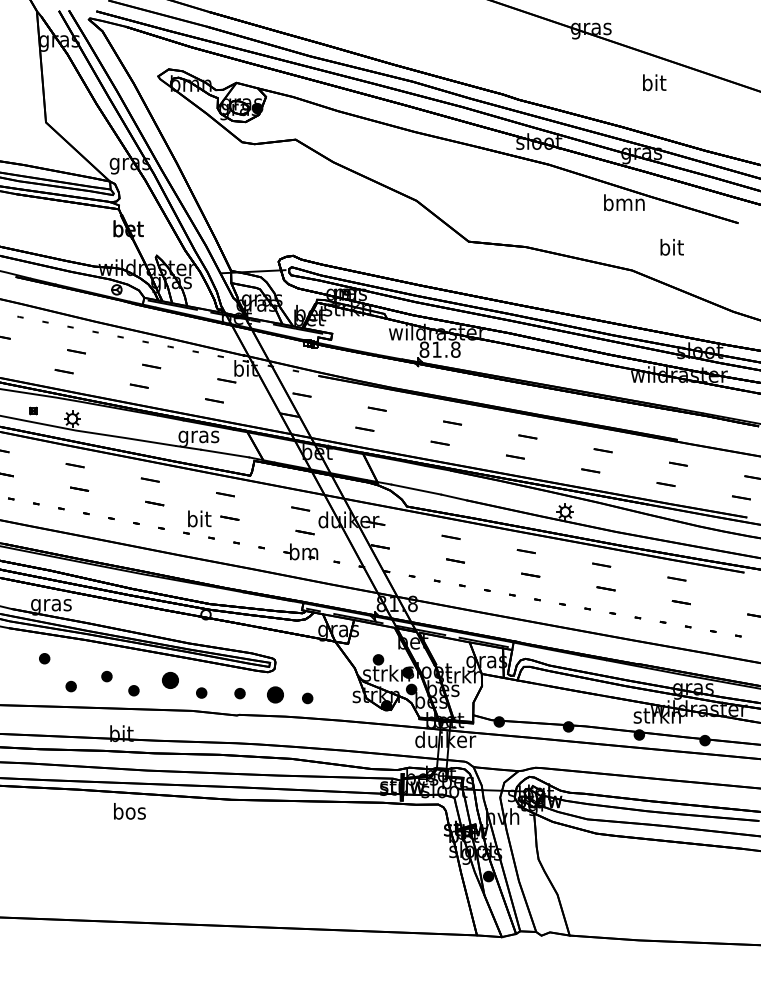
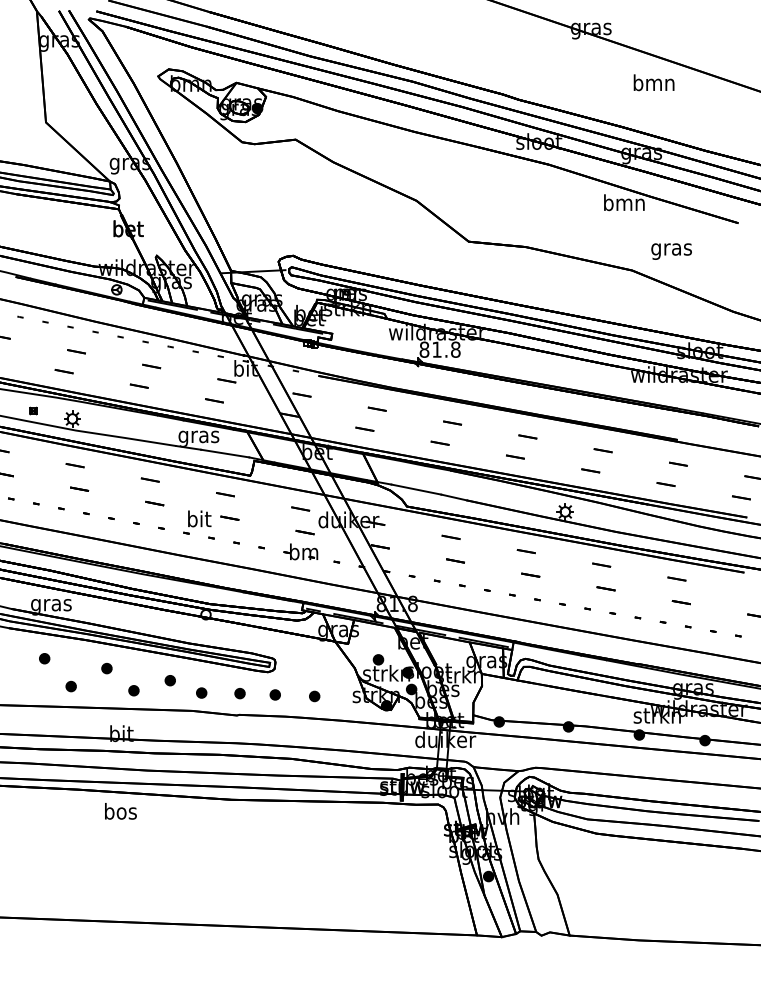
text: bit -> bmn (653, 82)
text: bit -> gras (671, 248)
part position: (106, 676) -> (106, 668) (106, 668)
part size: 17x18 px -> 12x12 px (169, 680)
part size: 17x18 px -> 12x12 px (274, 694)
part position: (307, 698) -> (314, 696) (314, 696)
text position: (129, 811) -> (120, 811) (120, 811)
